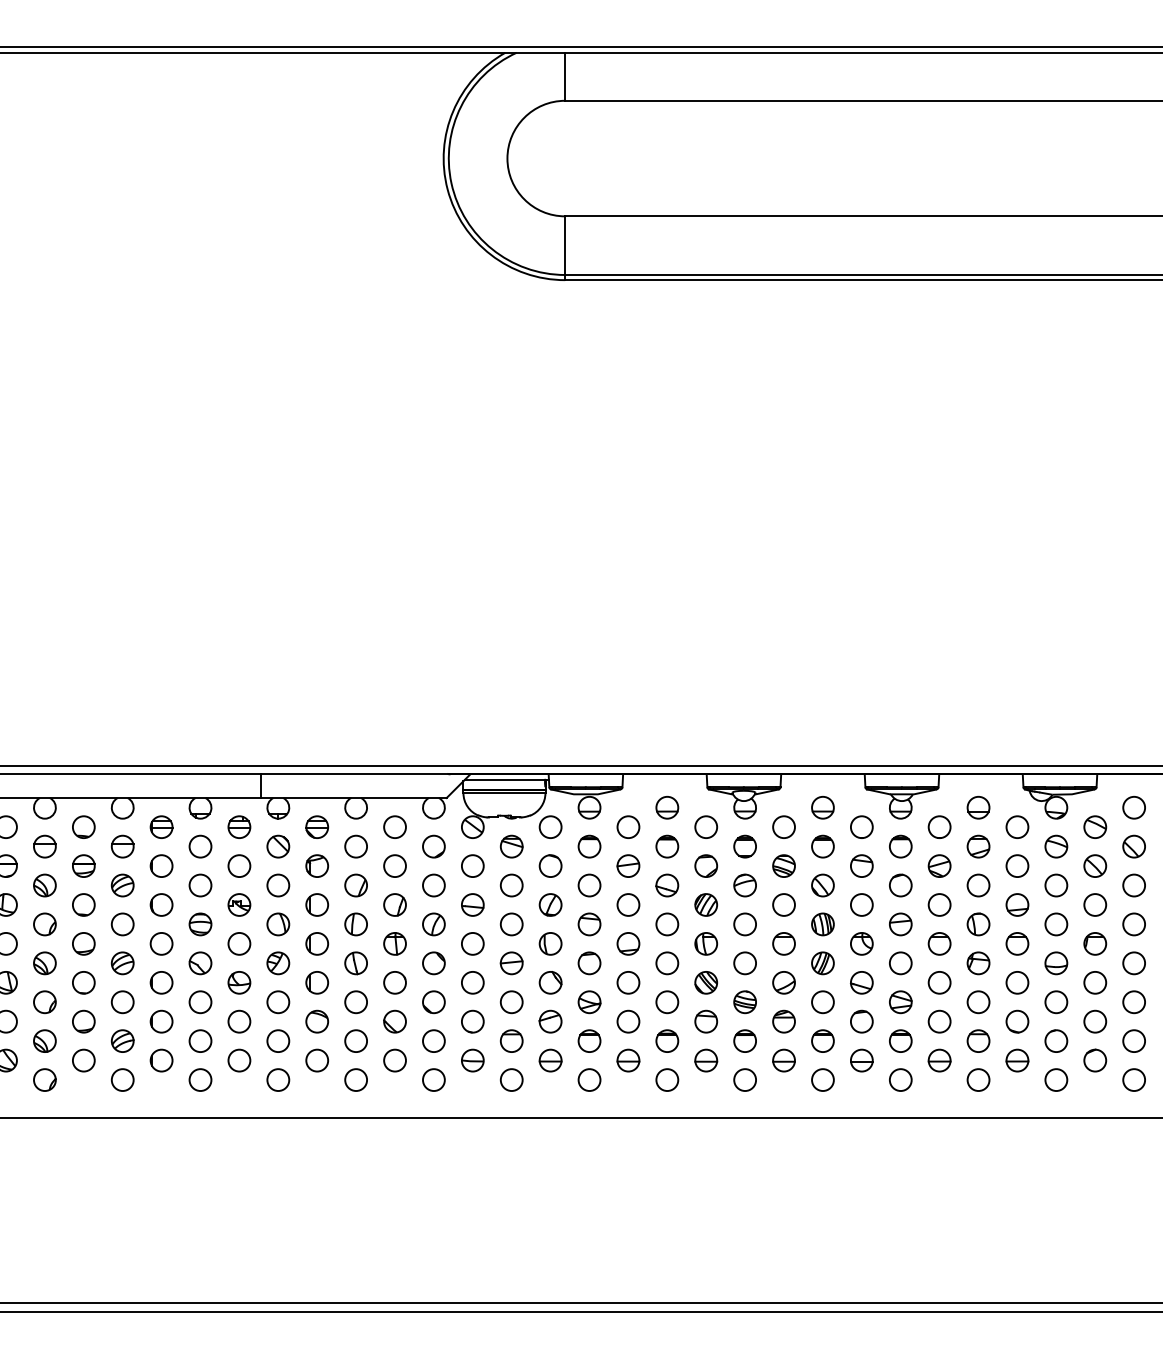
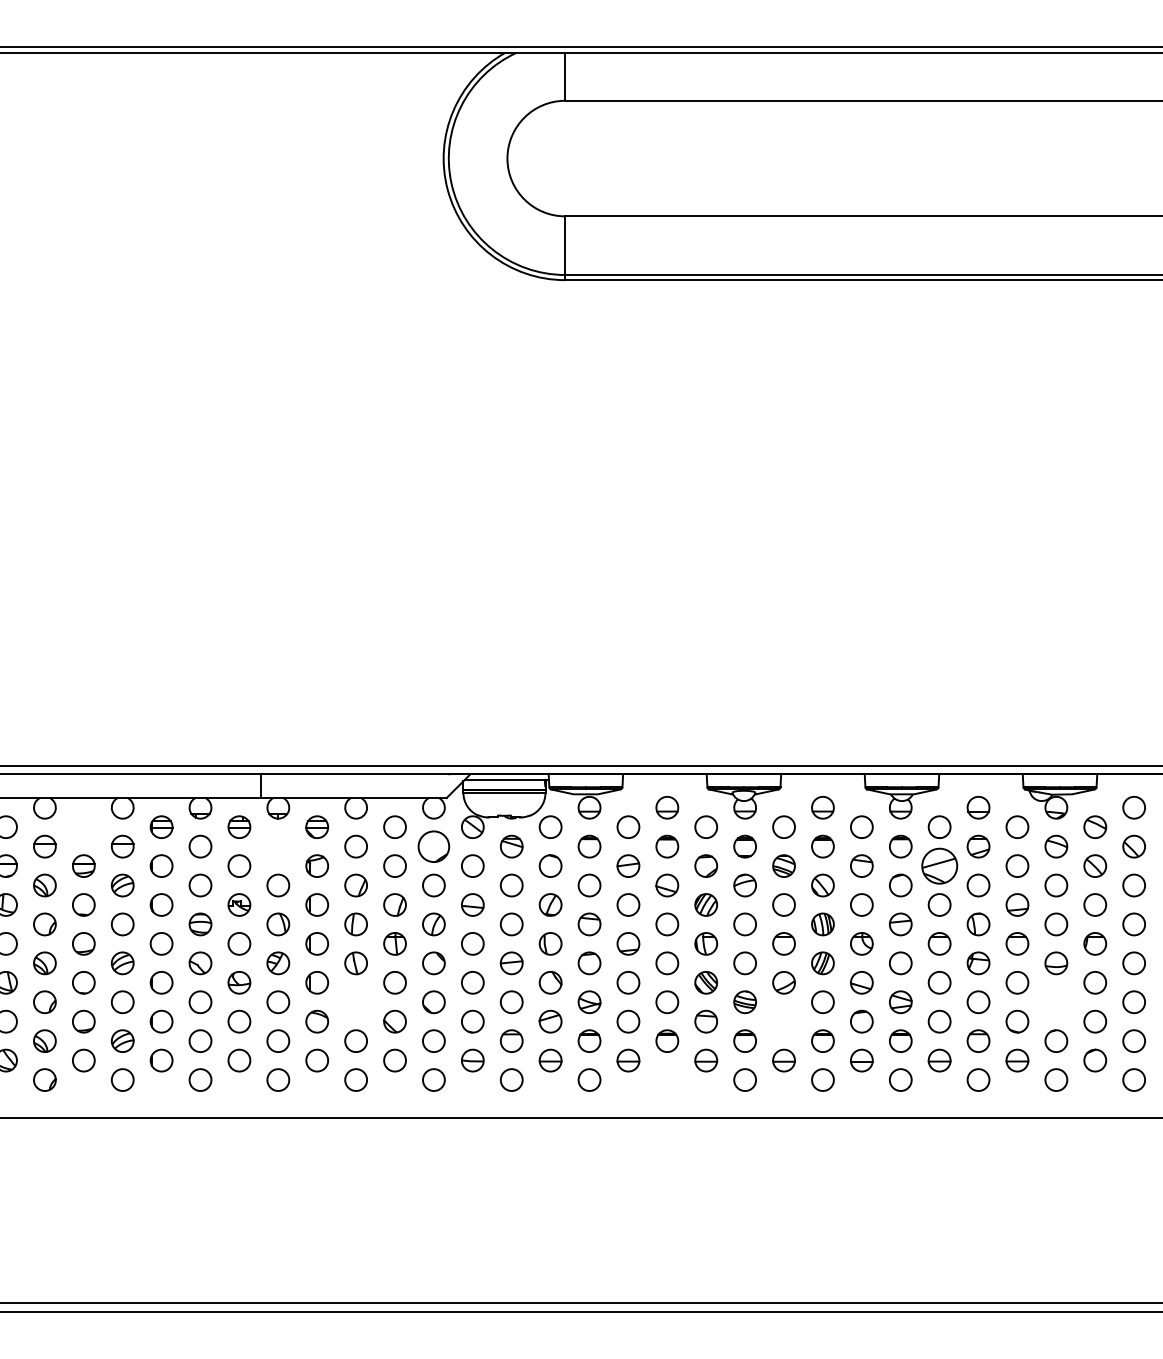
circle: present -> none (83, 826)
part: present -> none (278, 846)
part size: 24x25 px -> 34x33 px (433, 846)
part size: 25x24 px -> 38x38 px (939, 865)
circle: present -> none (355, 1002)
circle: present -> none (1056, 1002)
part: present -> none (783, 1021)
circle: present -> none (667, 1079)
